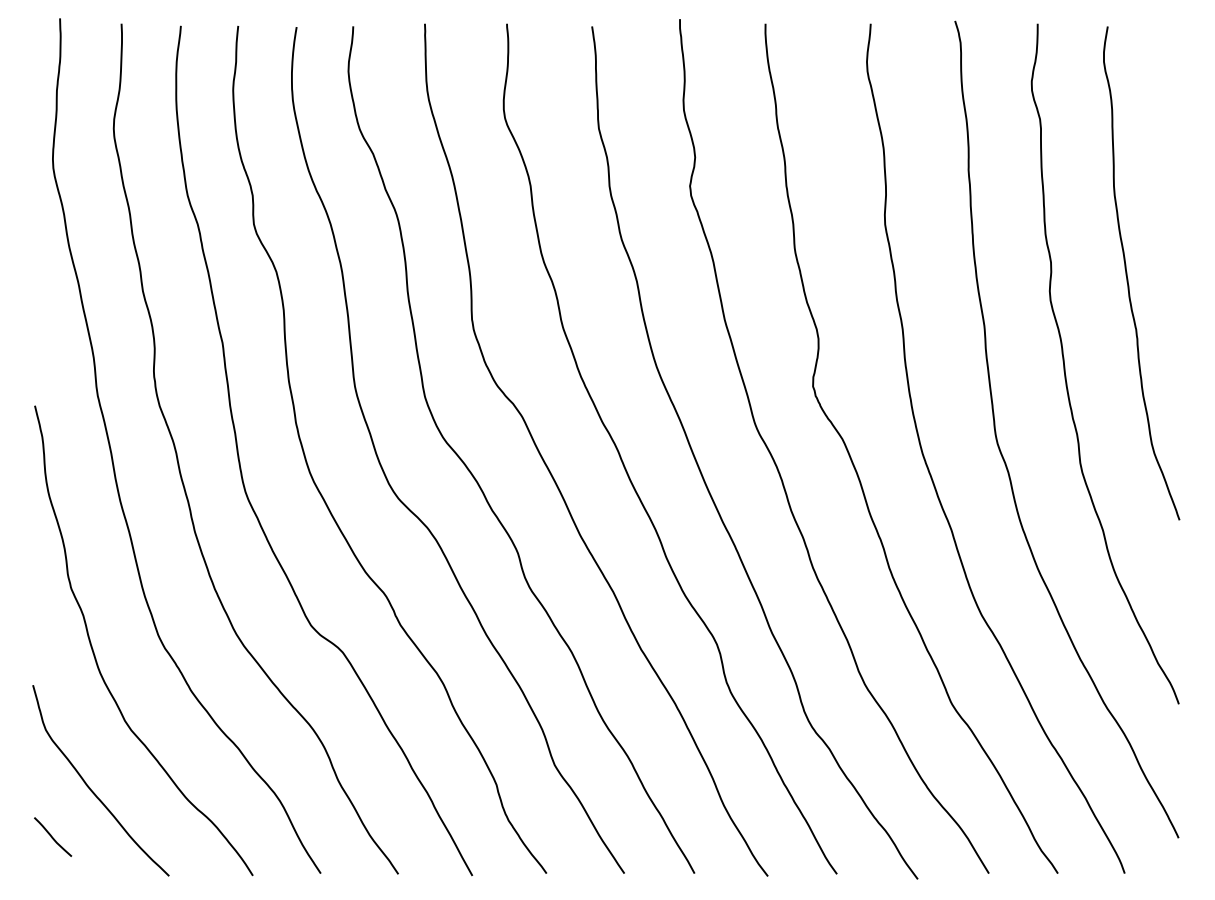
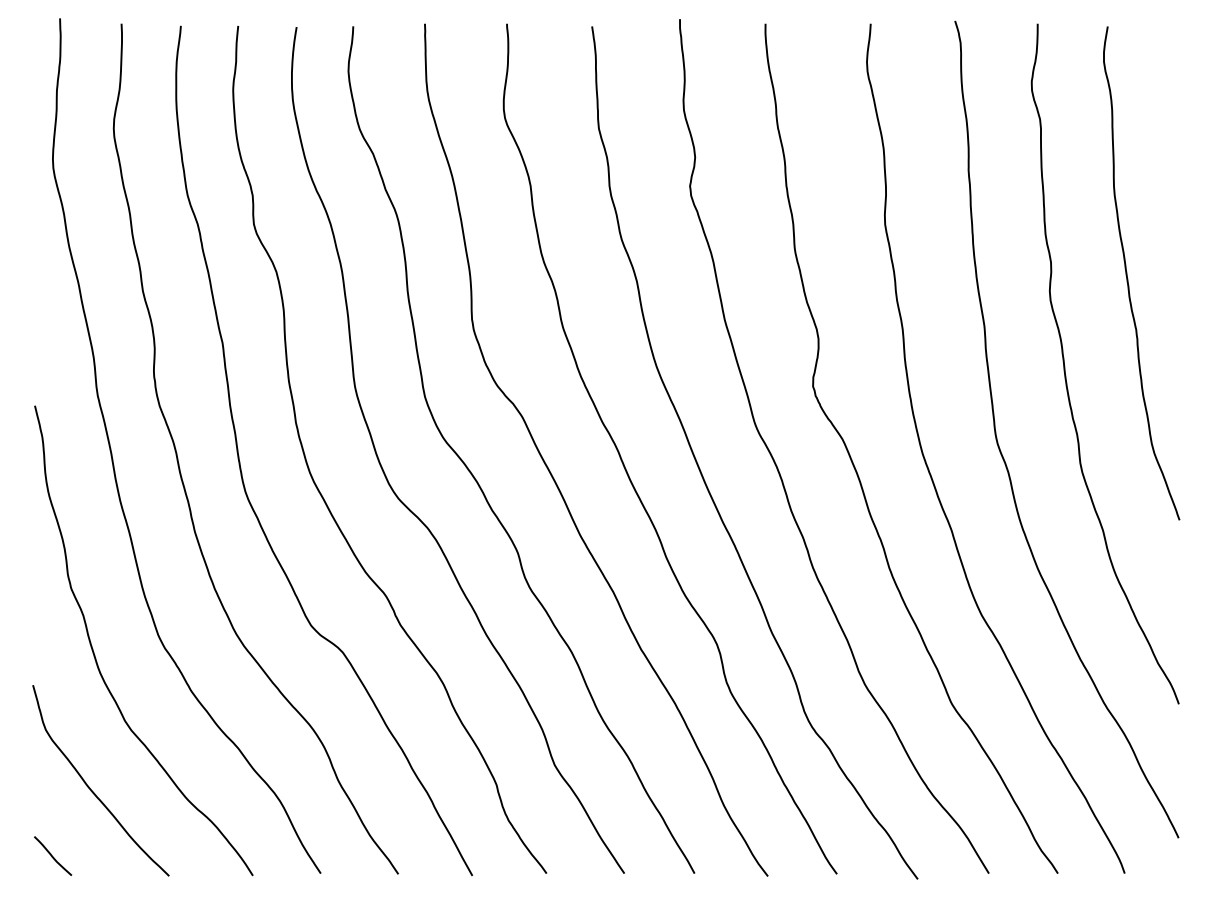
curve position: (52, 836) -> (52, 855) (52, 855)
